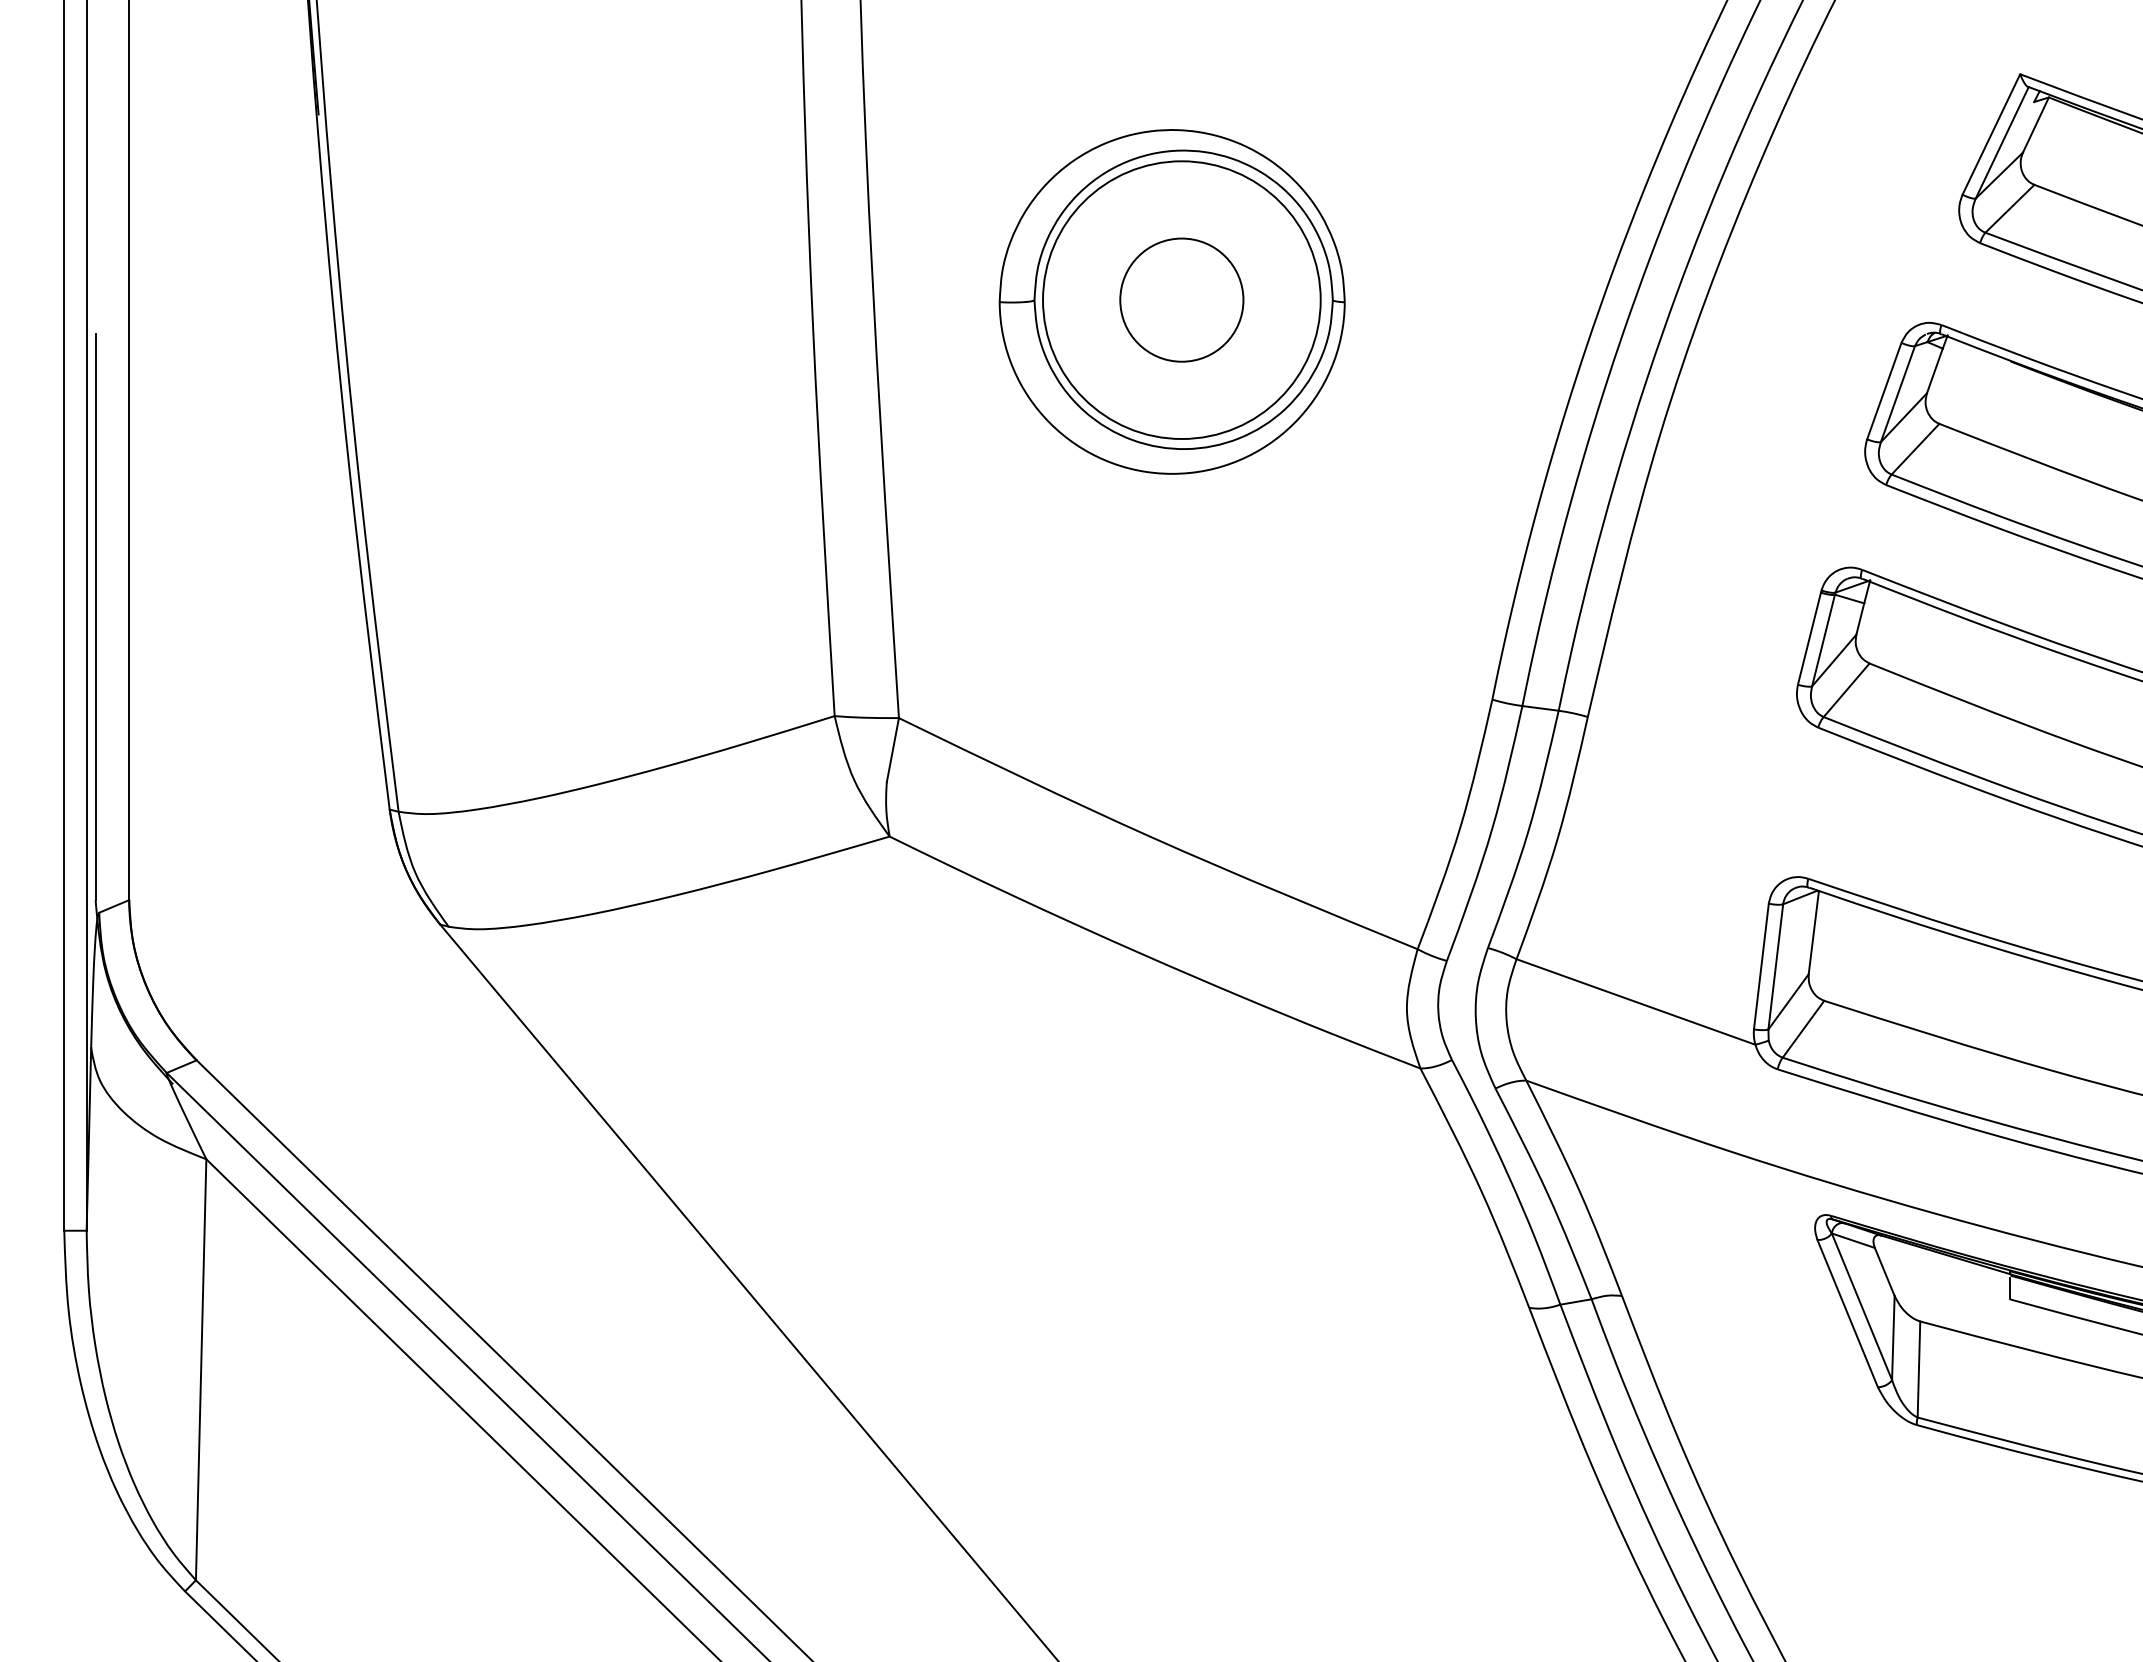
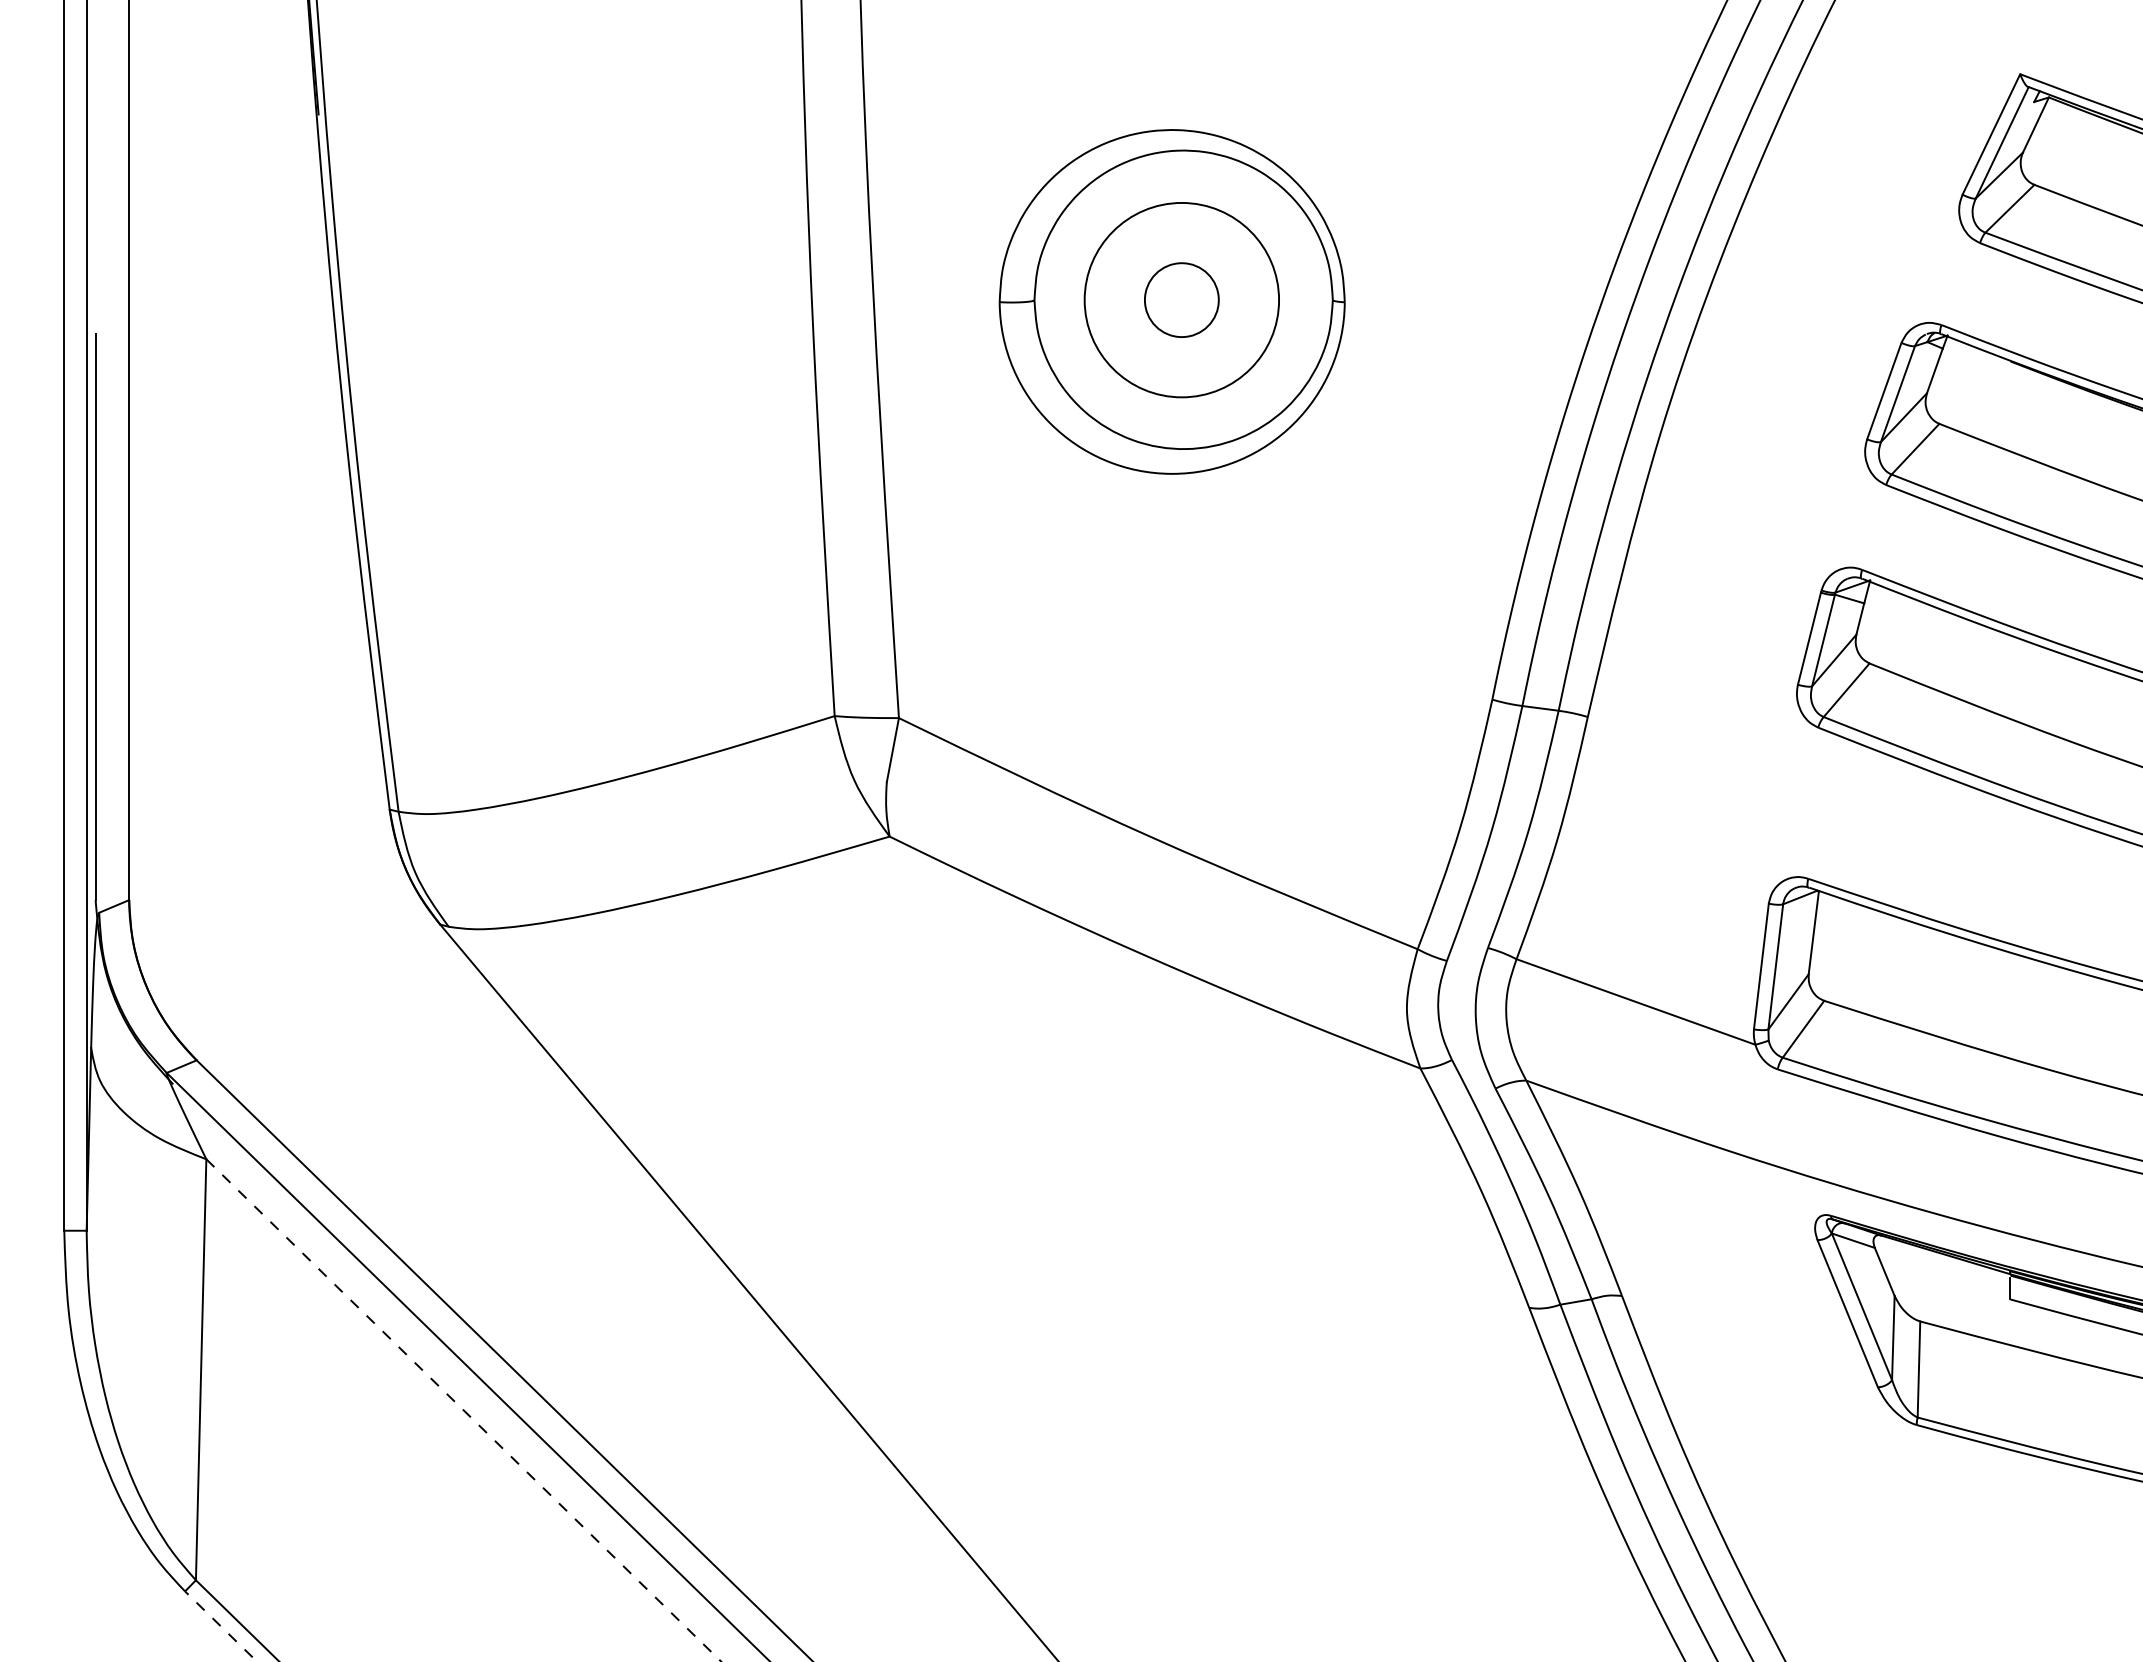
circle diameter: 123 px -> 74 px (1181, 300)
circle diameter: 278 px -> 194 px (1181, 299)
line: solid -> dashed (463, 1410)
line: solid -> dashed (220, 1626)
